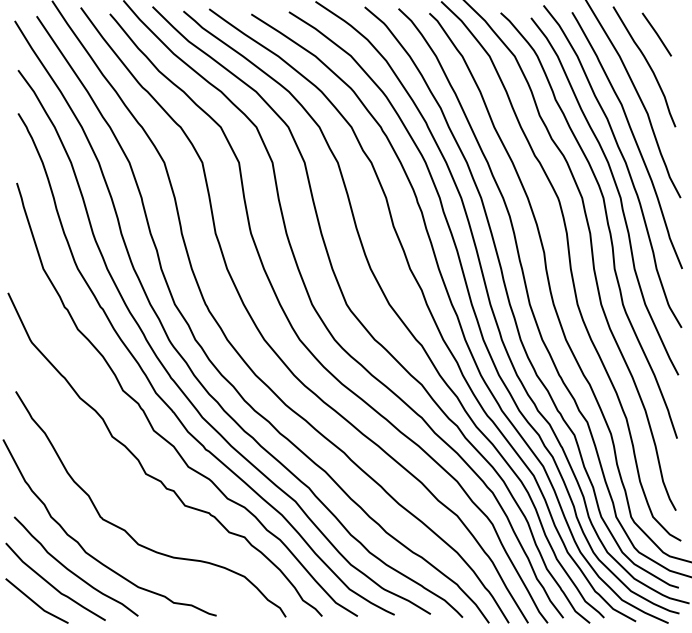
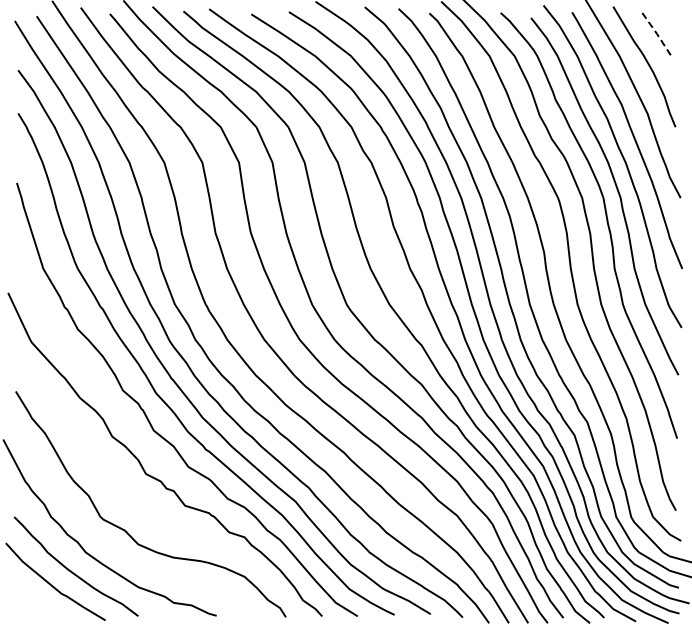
line: solid -> dashed (656, 33)
line: present -> none (36, 602)
